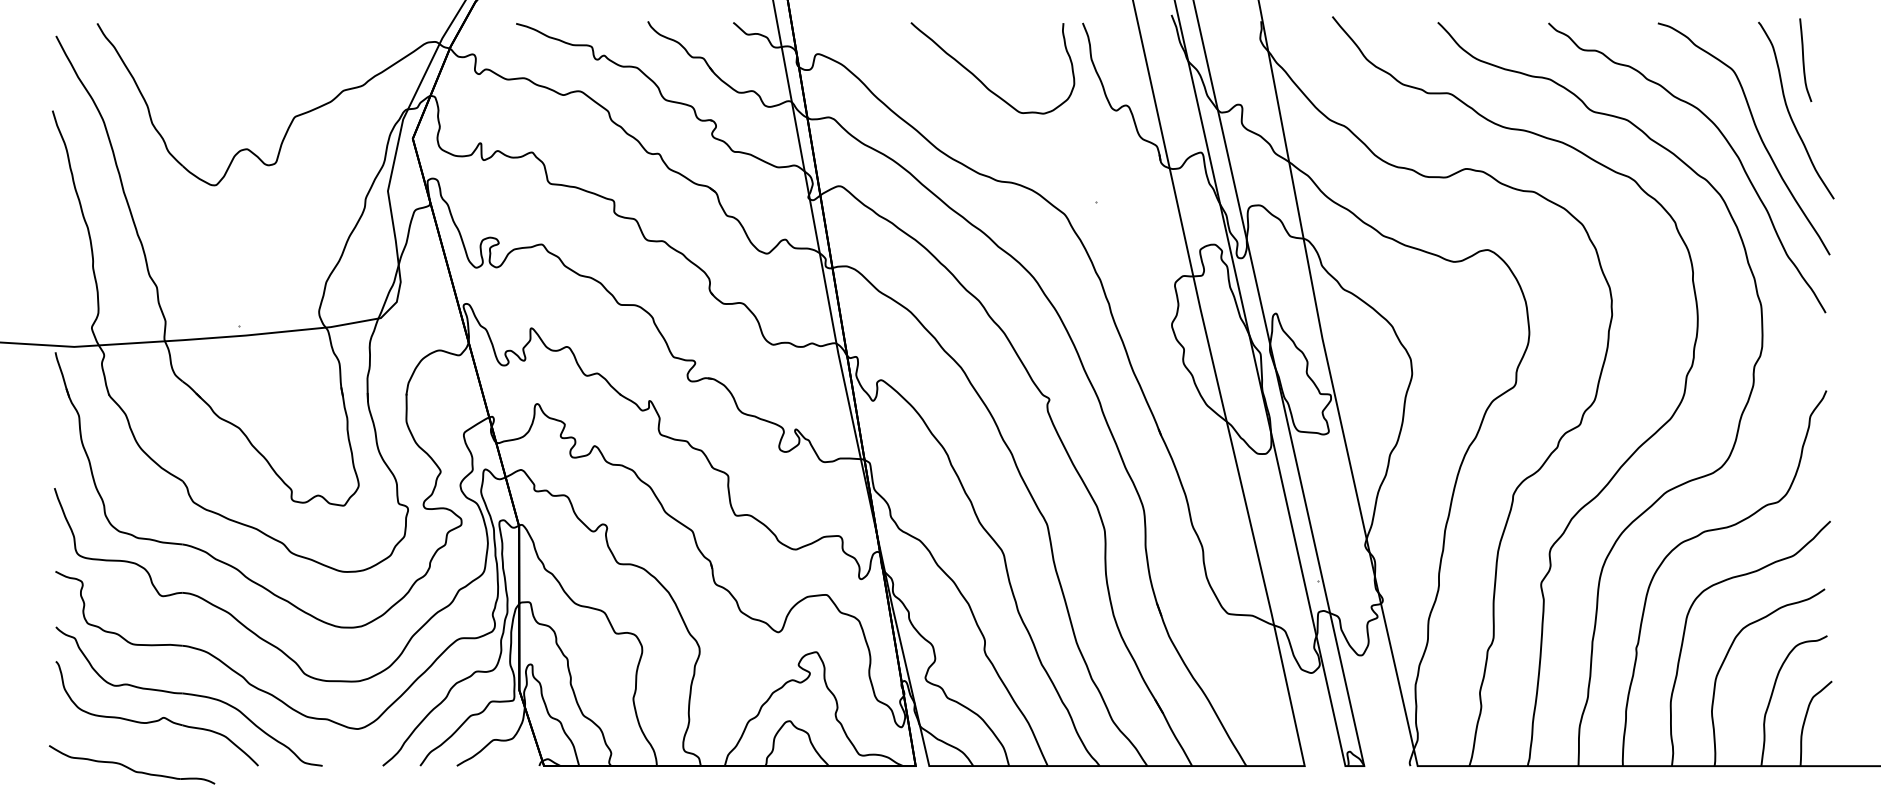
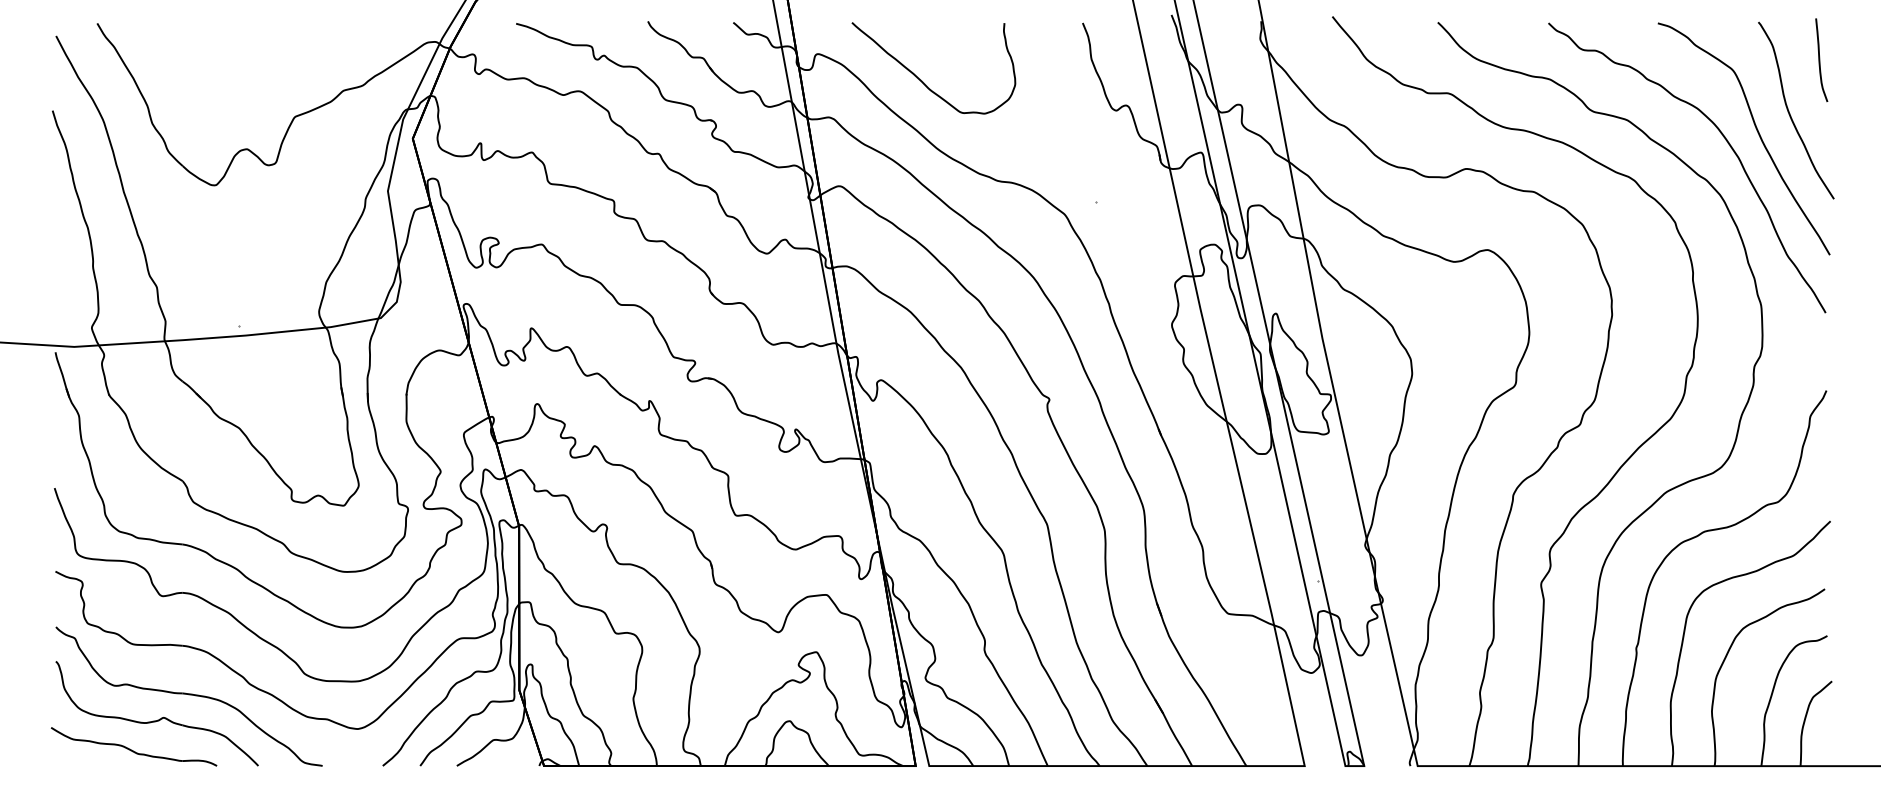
curve position: (1804, 60) -> (1820, 60) (1820, 60)
curve position: (981, 80) -> (922, 80) (922, 80)
part position: (132, 764) -> (134, 746) (134, 746)
